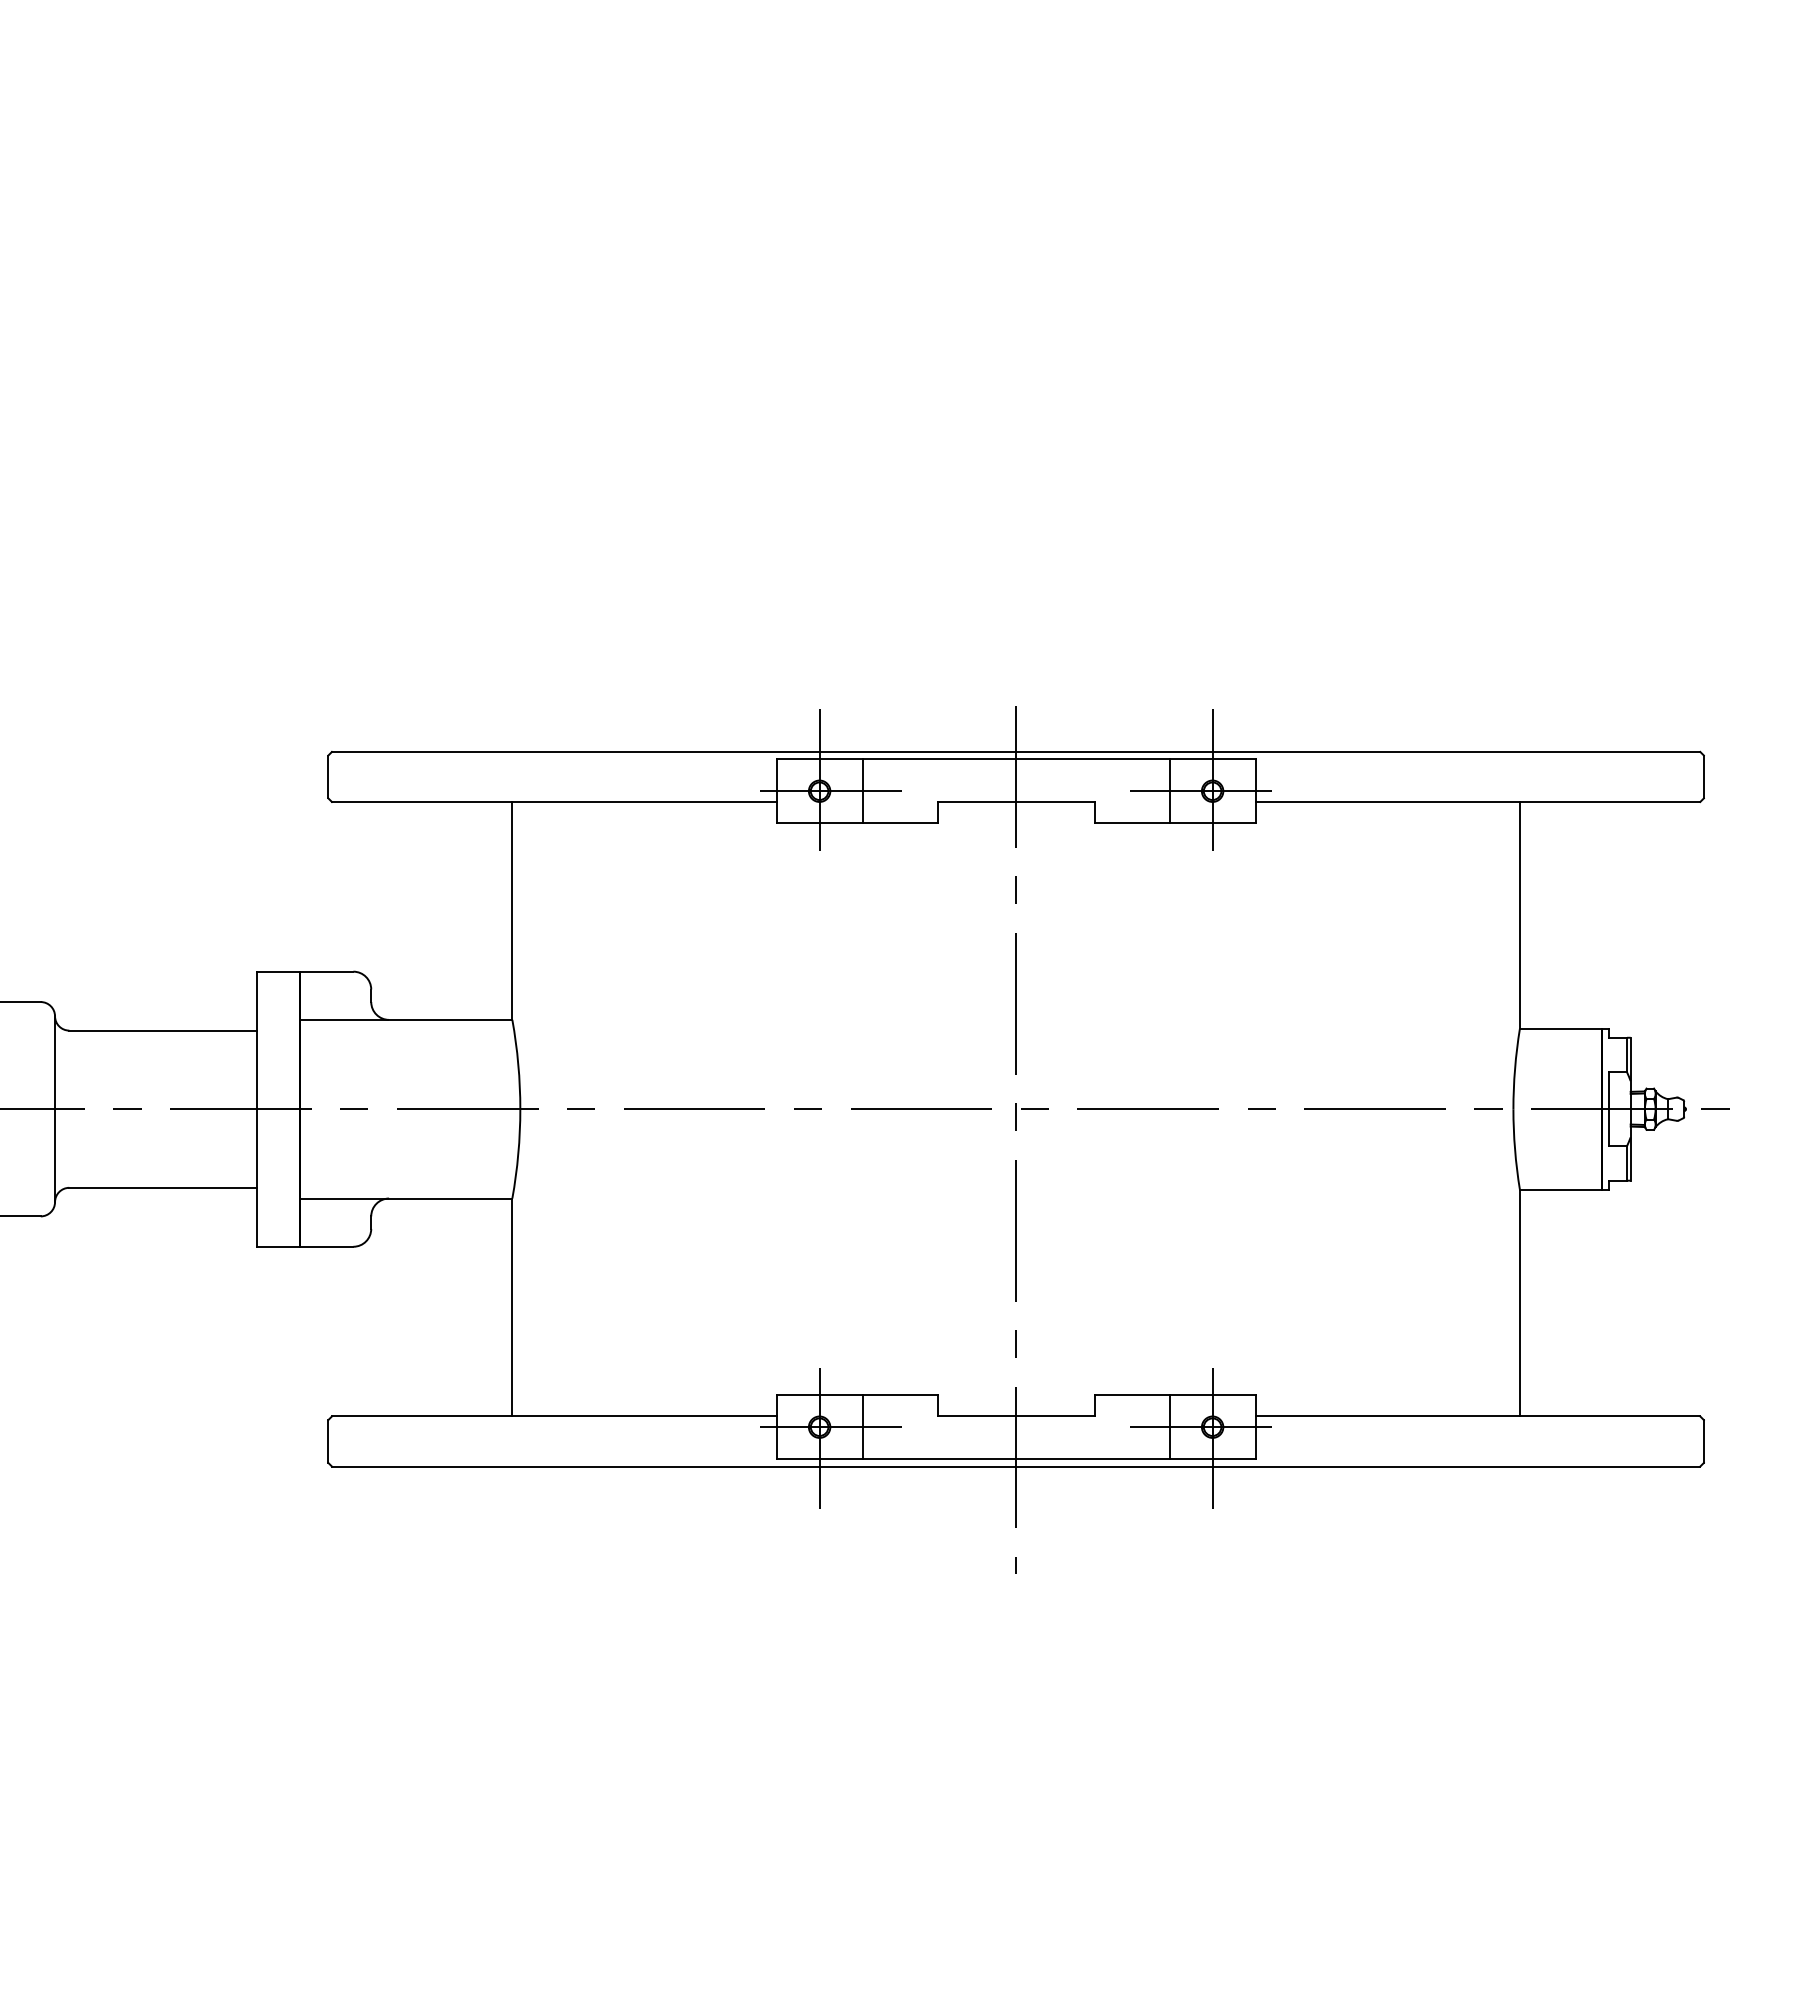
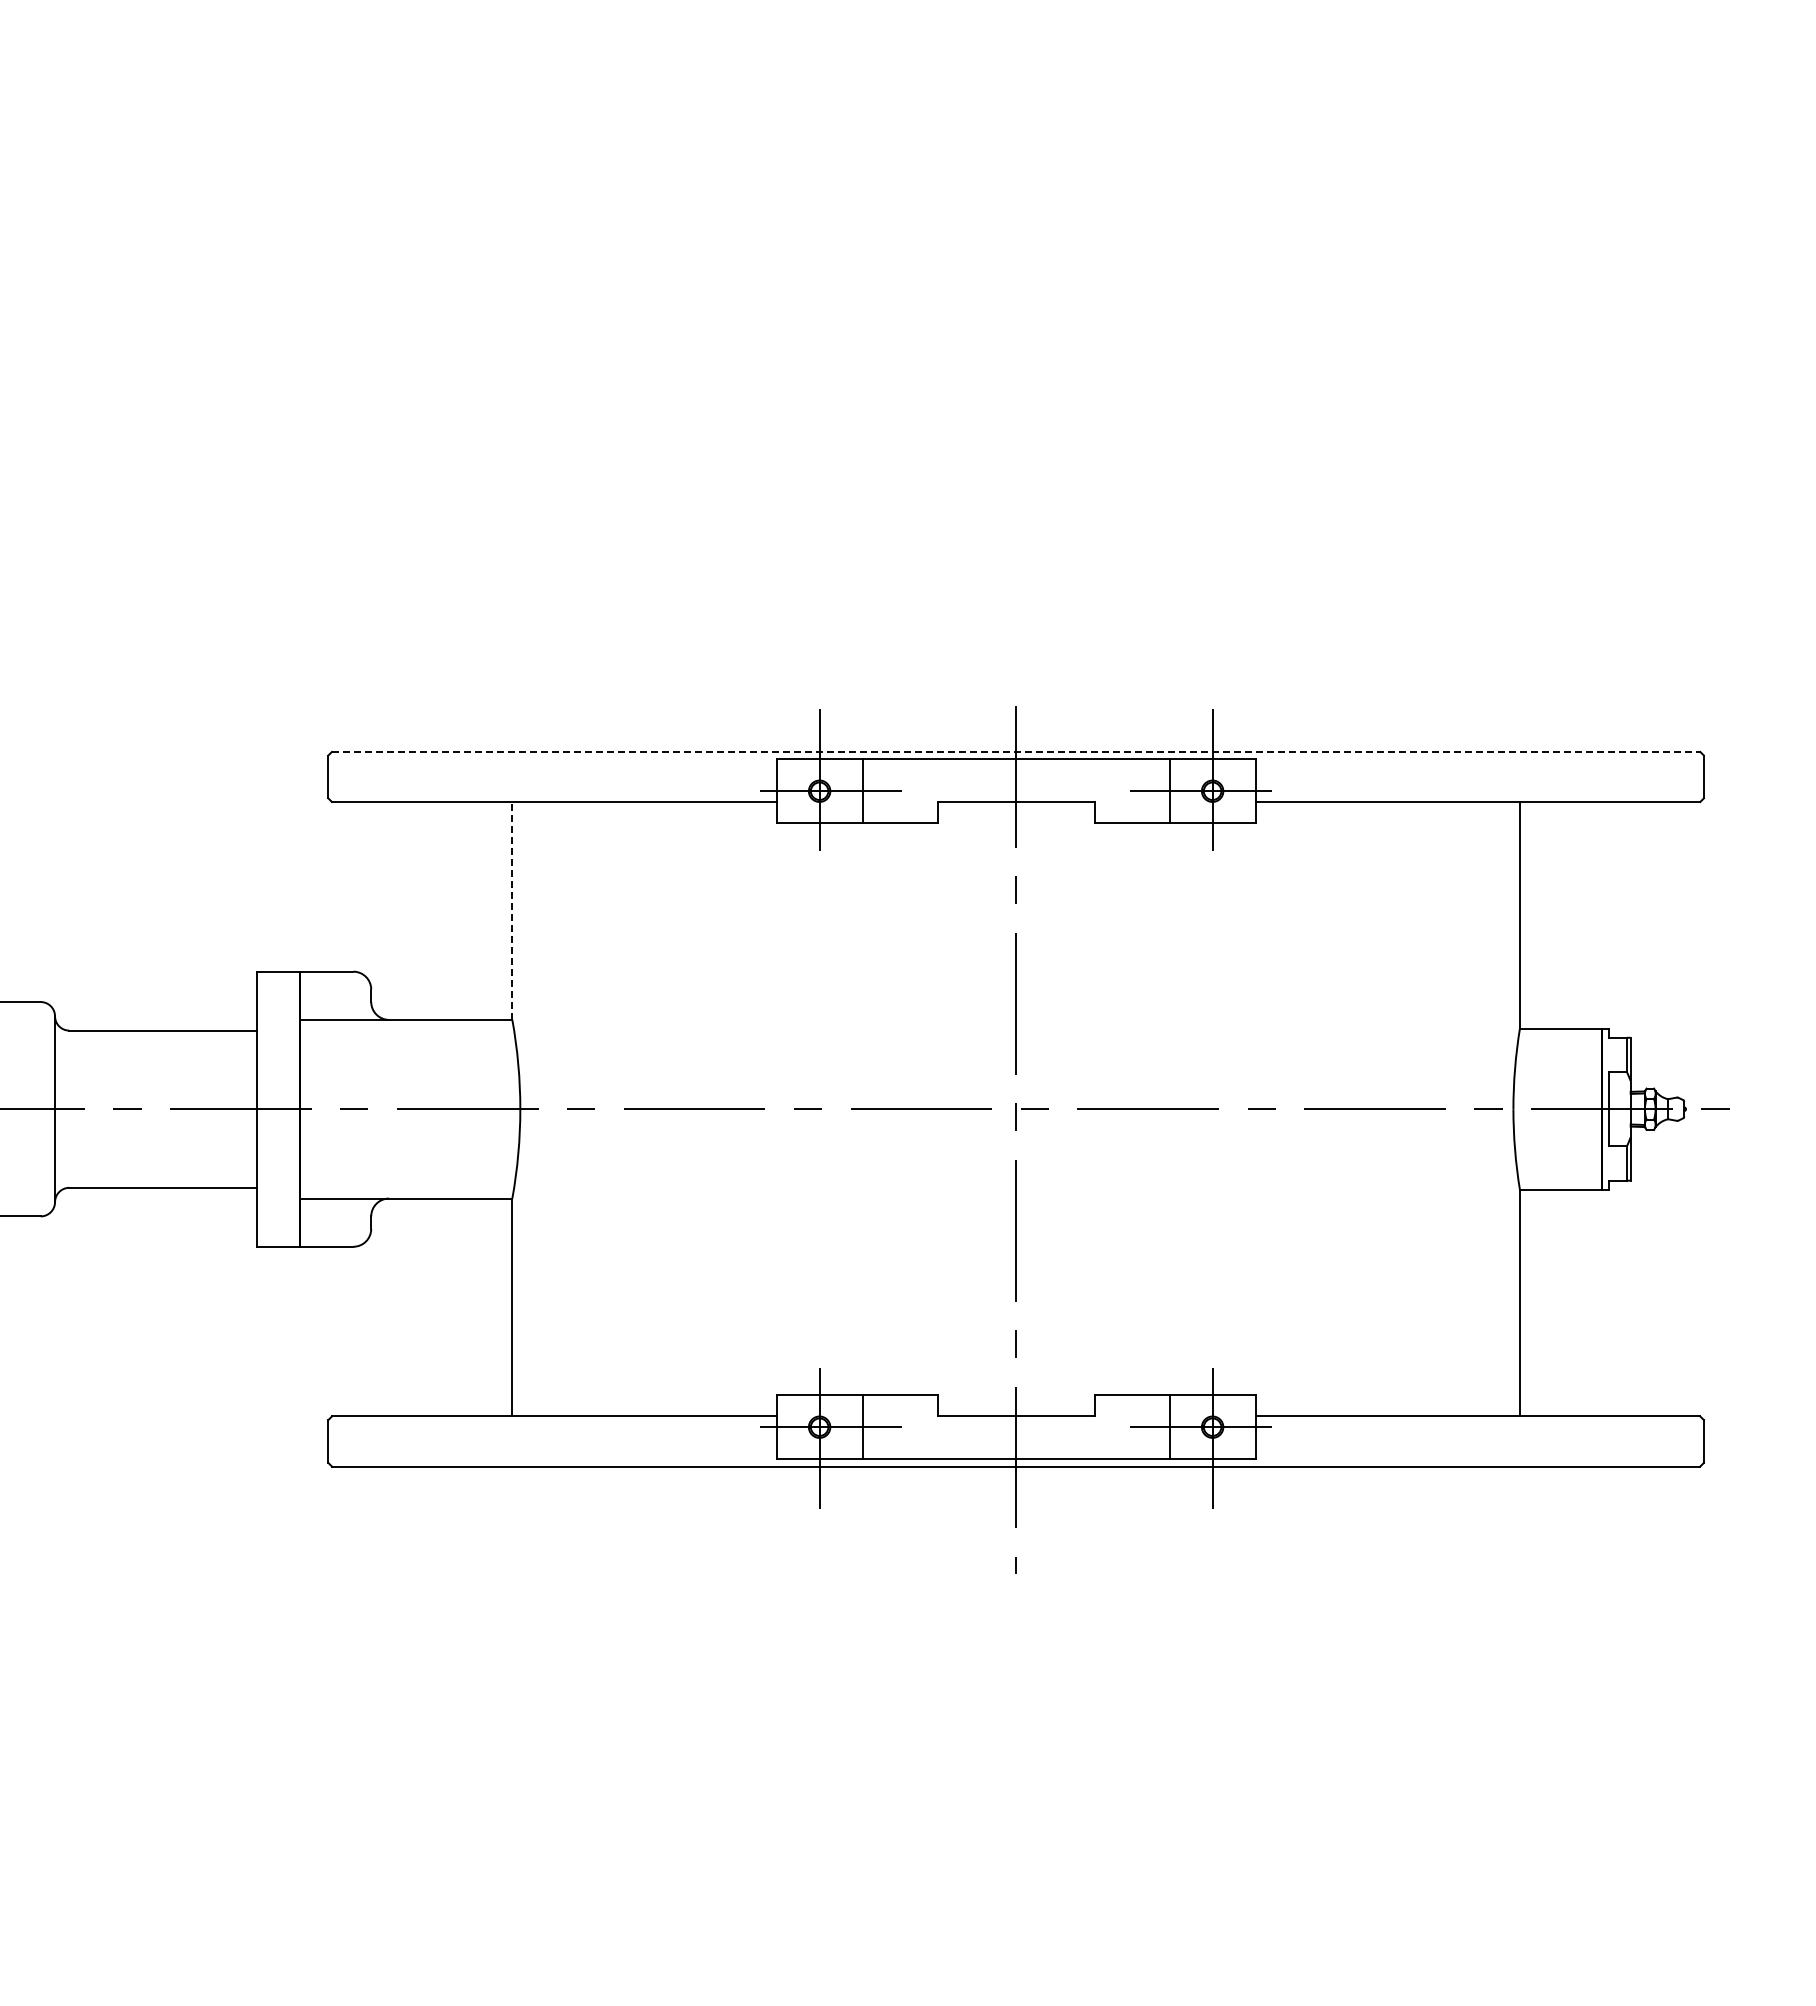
line: solid -> dashed (1016, 751)
line: solid -> dashed (512, 910)
